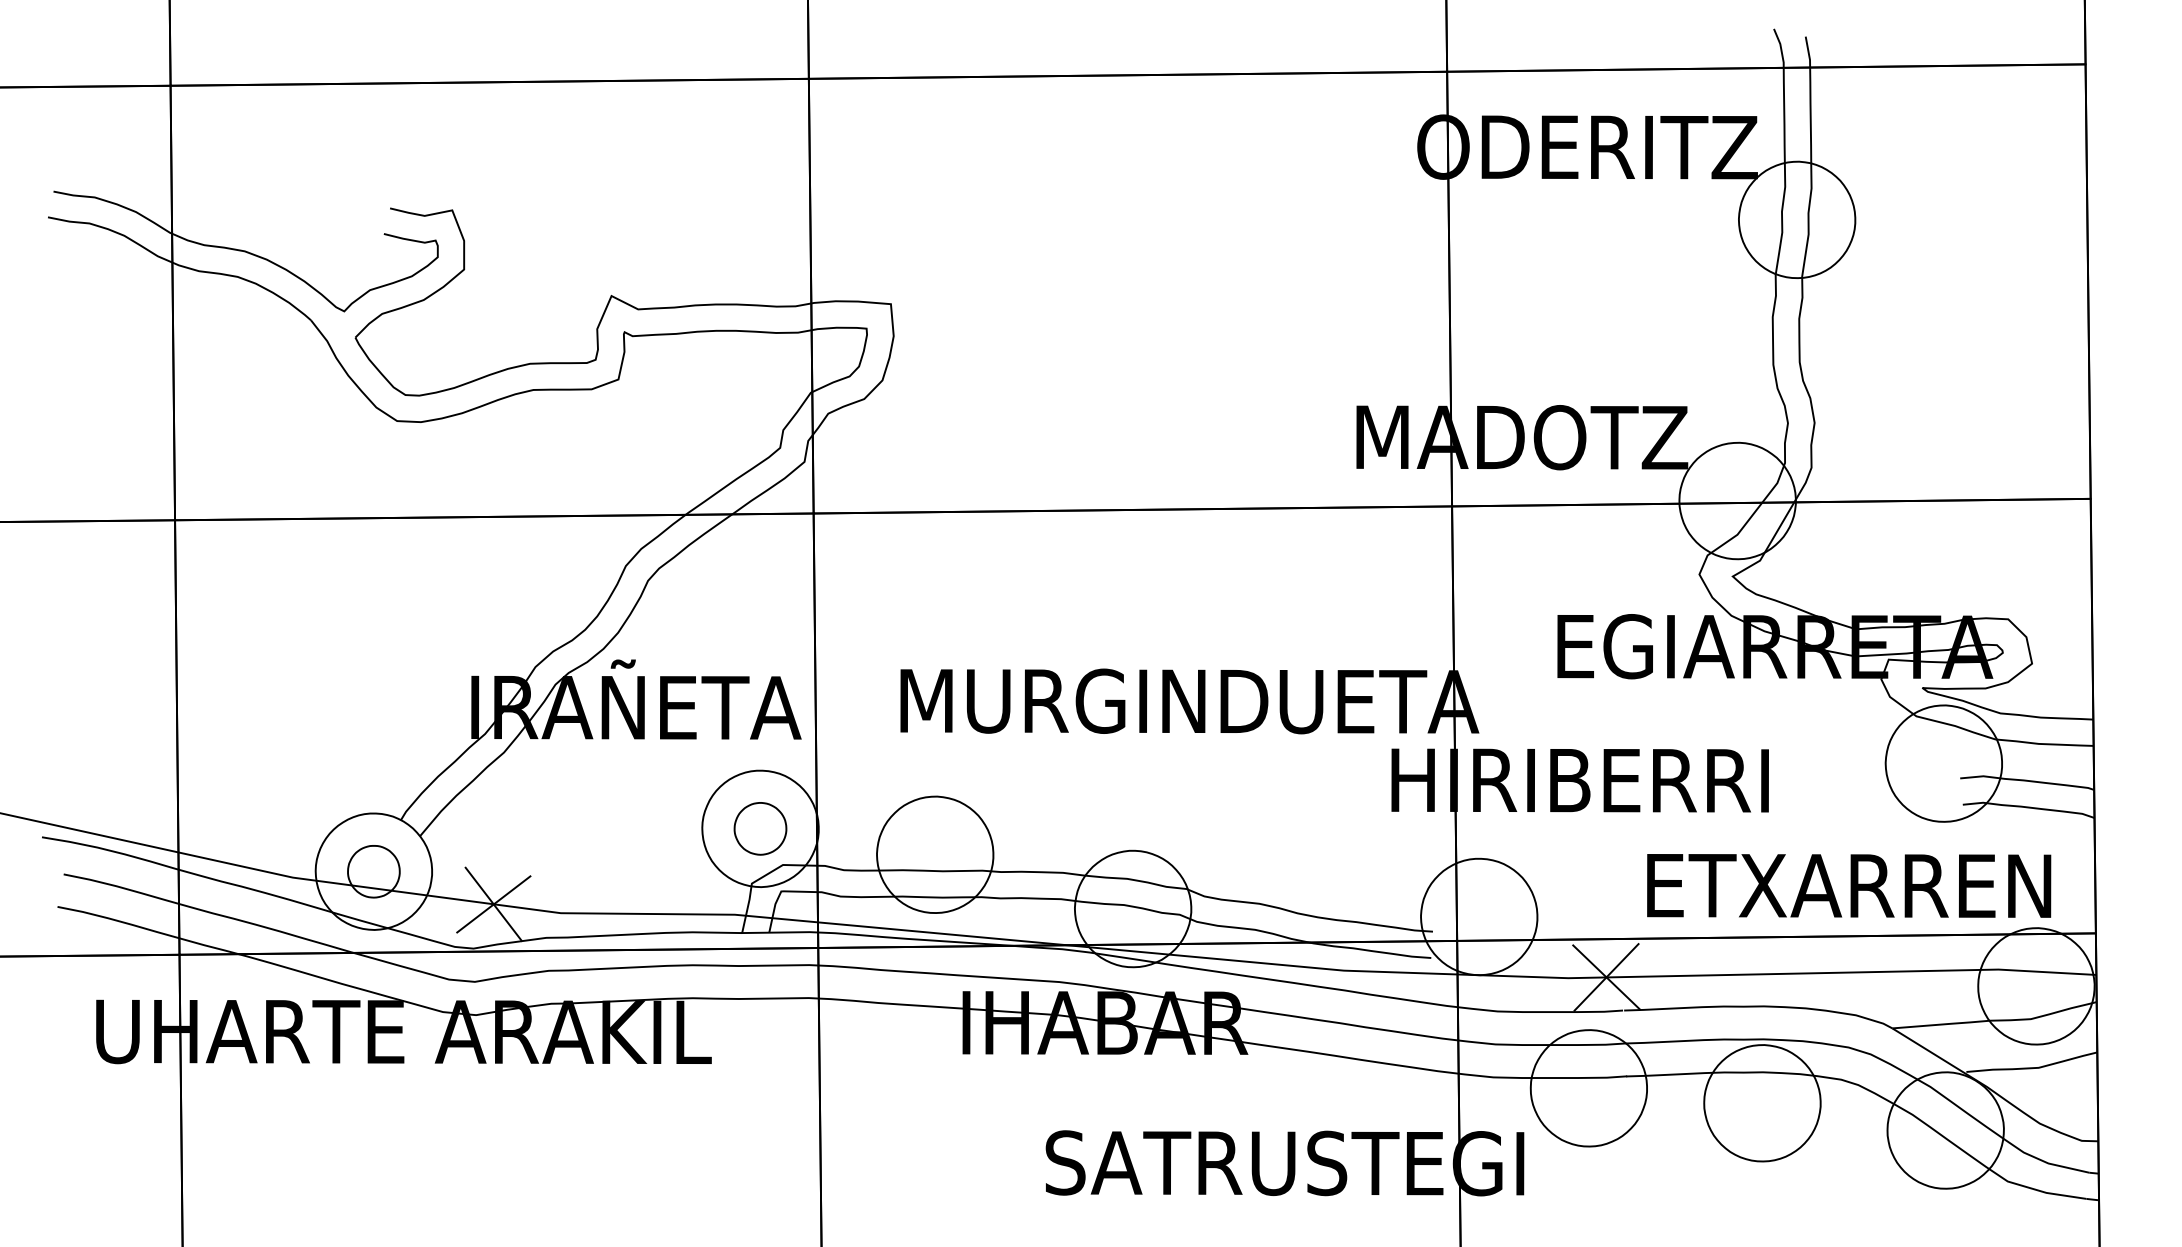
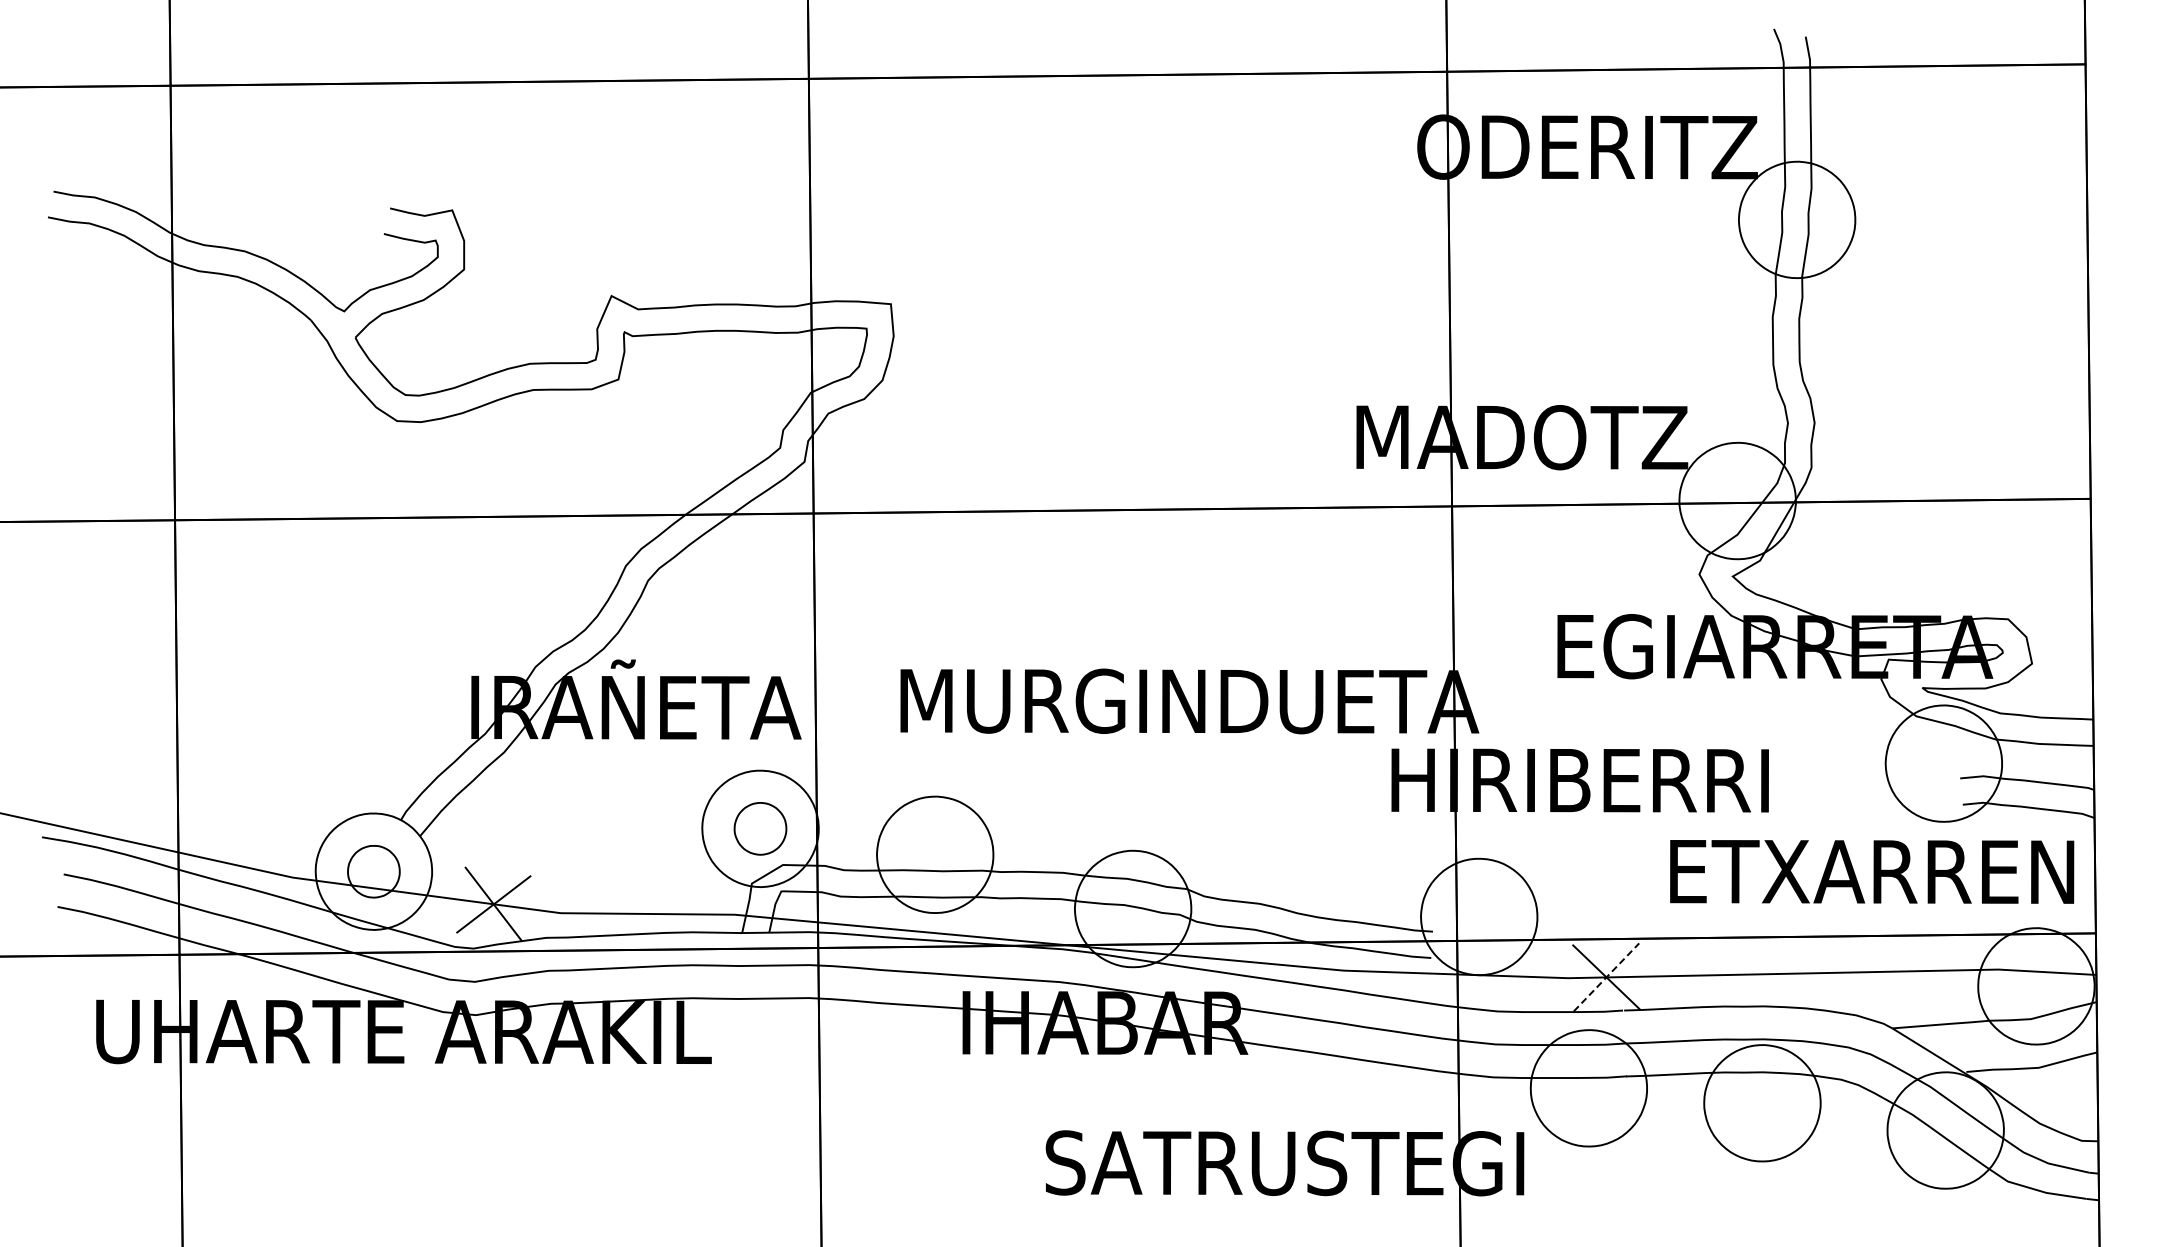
text position: (1849, 885) -> (1872, 871) (1872, 871)
line: solid -> dashed (1606, 976)
